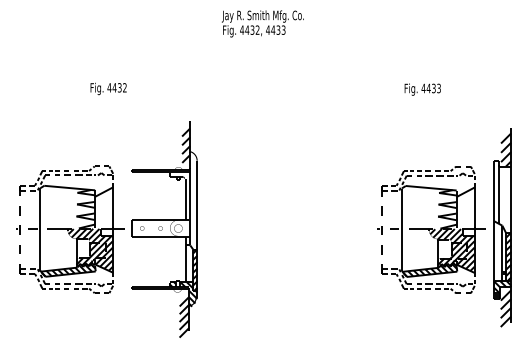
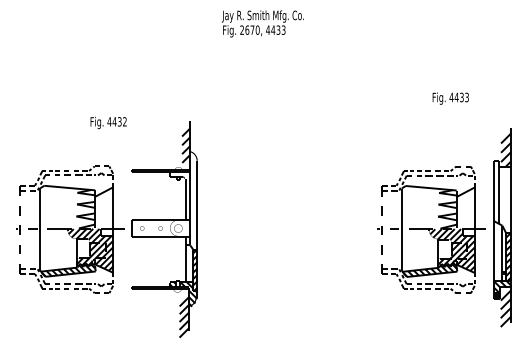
text: 4432, -> 2670, (249, 29)
text position: (108, 88) -> (108, 122) (108, 122)
text position: (422, 89) -> (450, 98) (450, 98)
